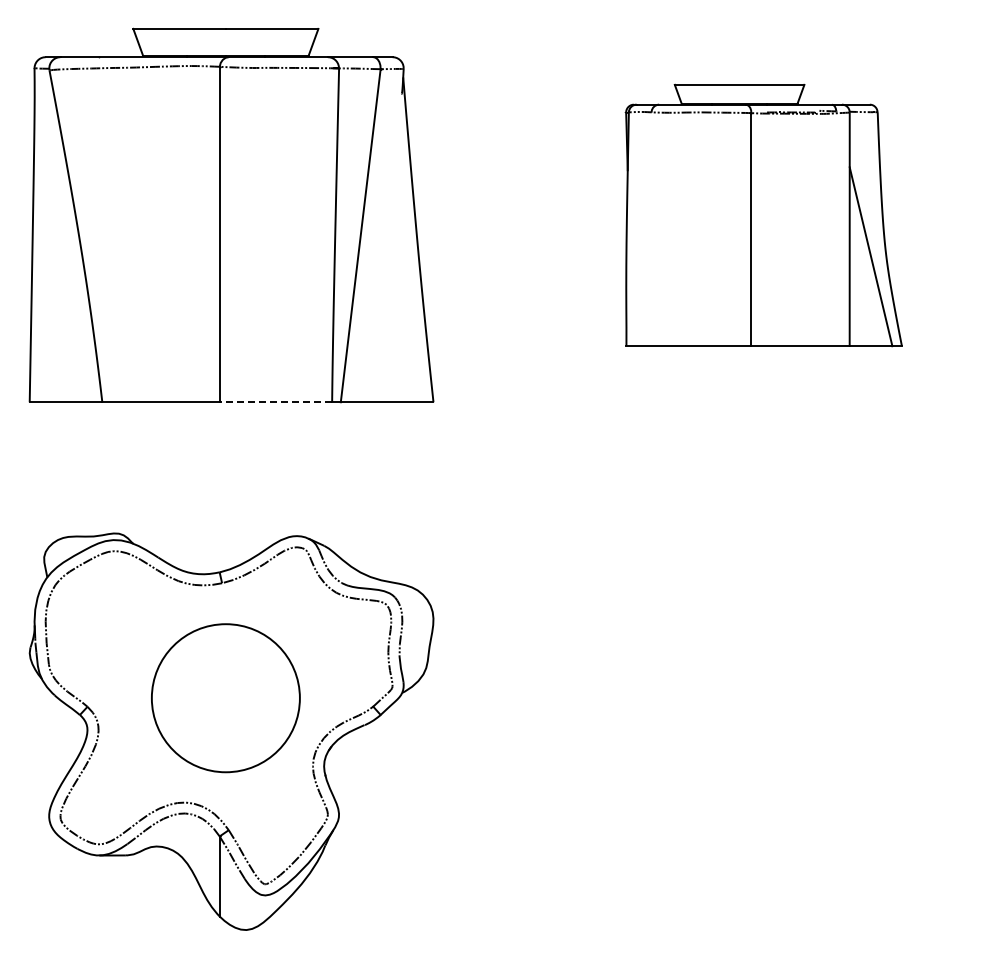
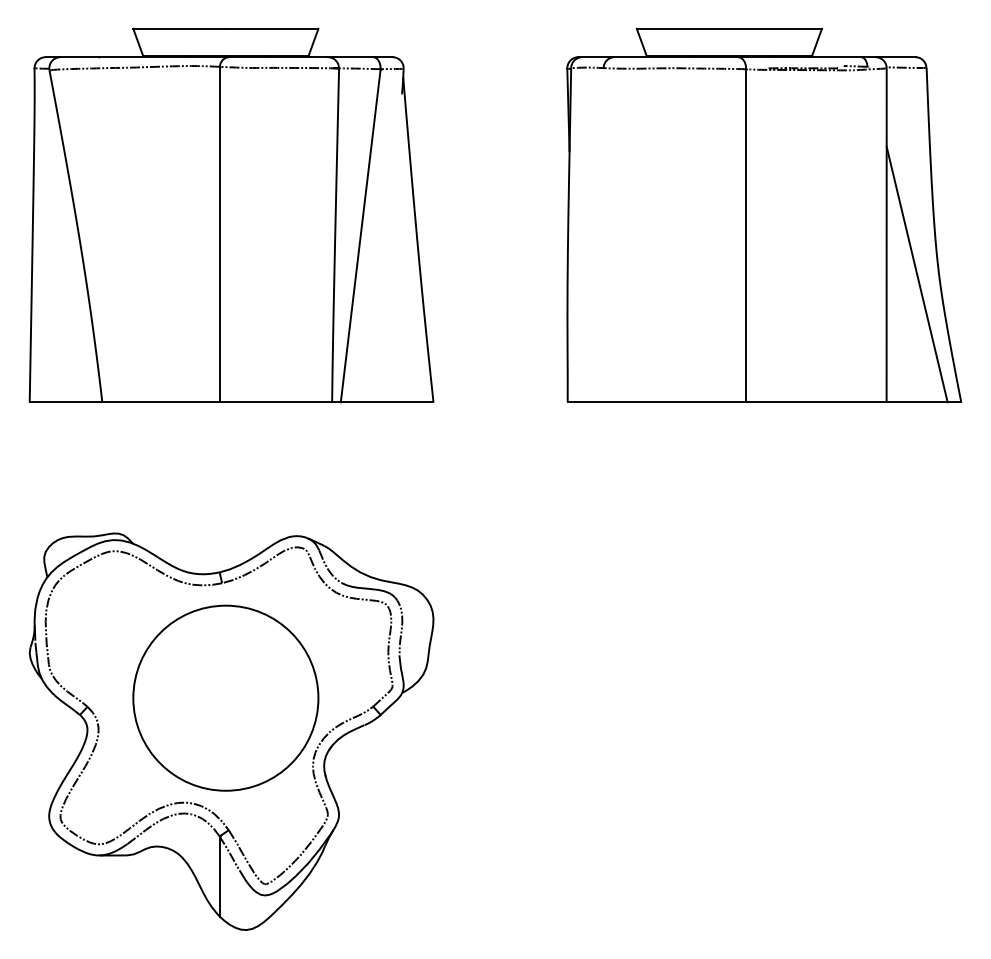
part size: 279x265 px -> 397x377 px (763, 215)
line: dashed -> solid (275, 402)
circle diameter: 148 px -> 185 px (225, 697)
